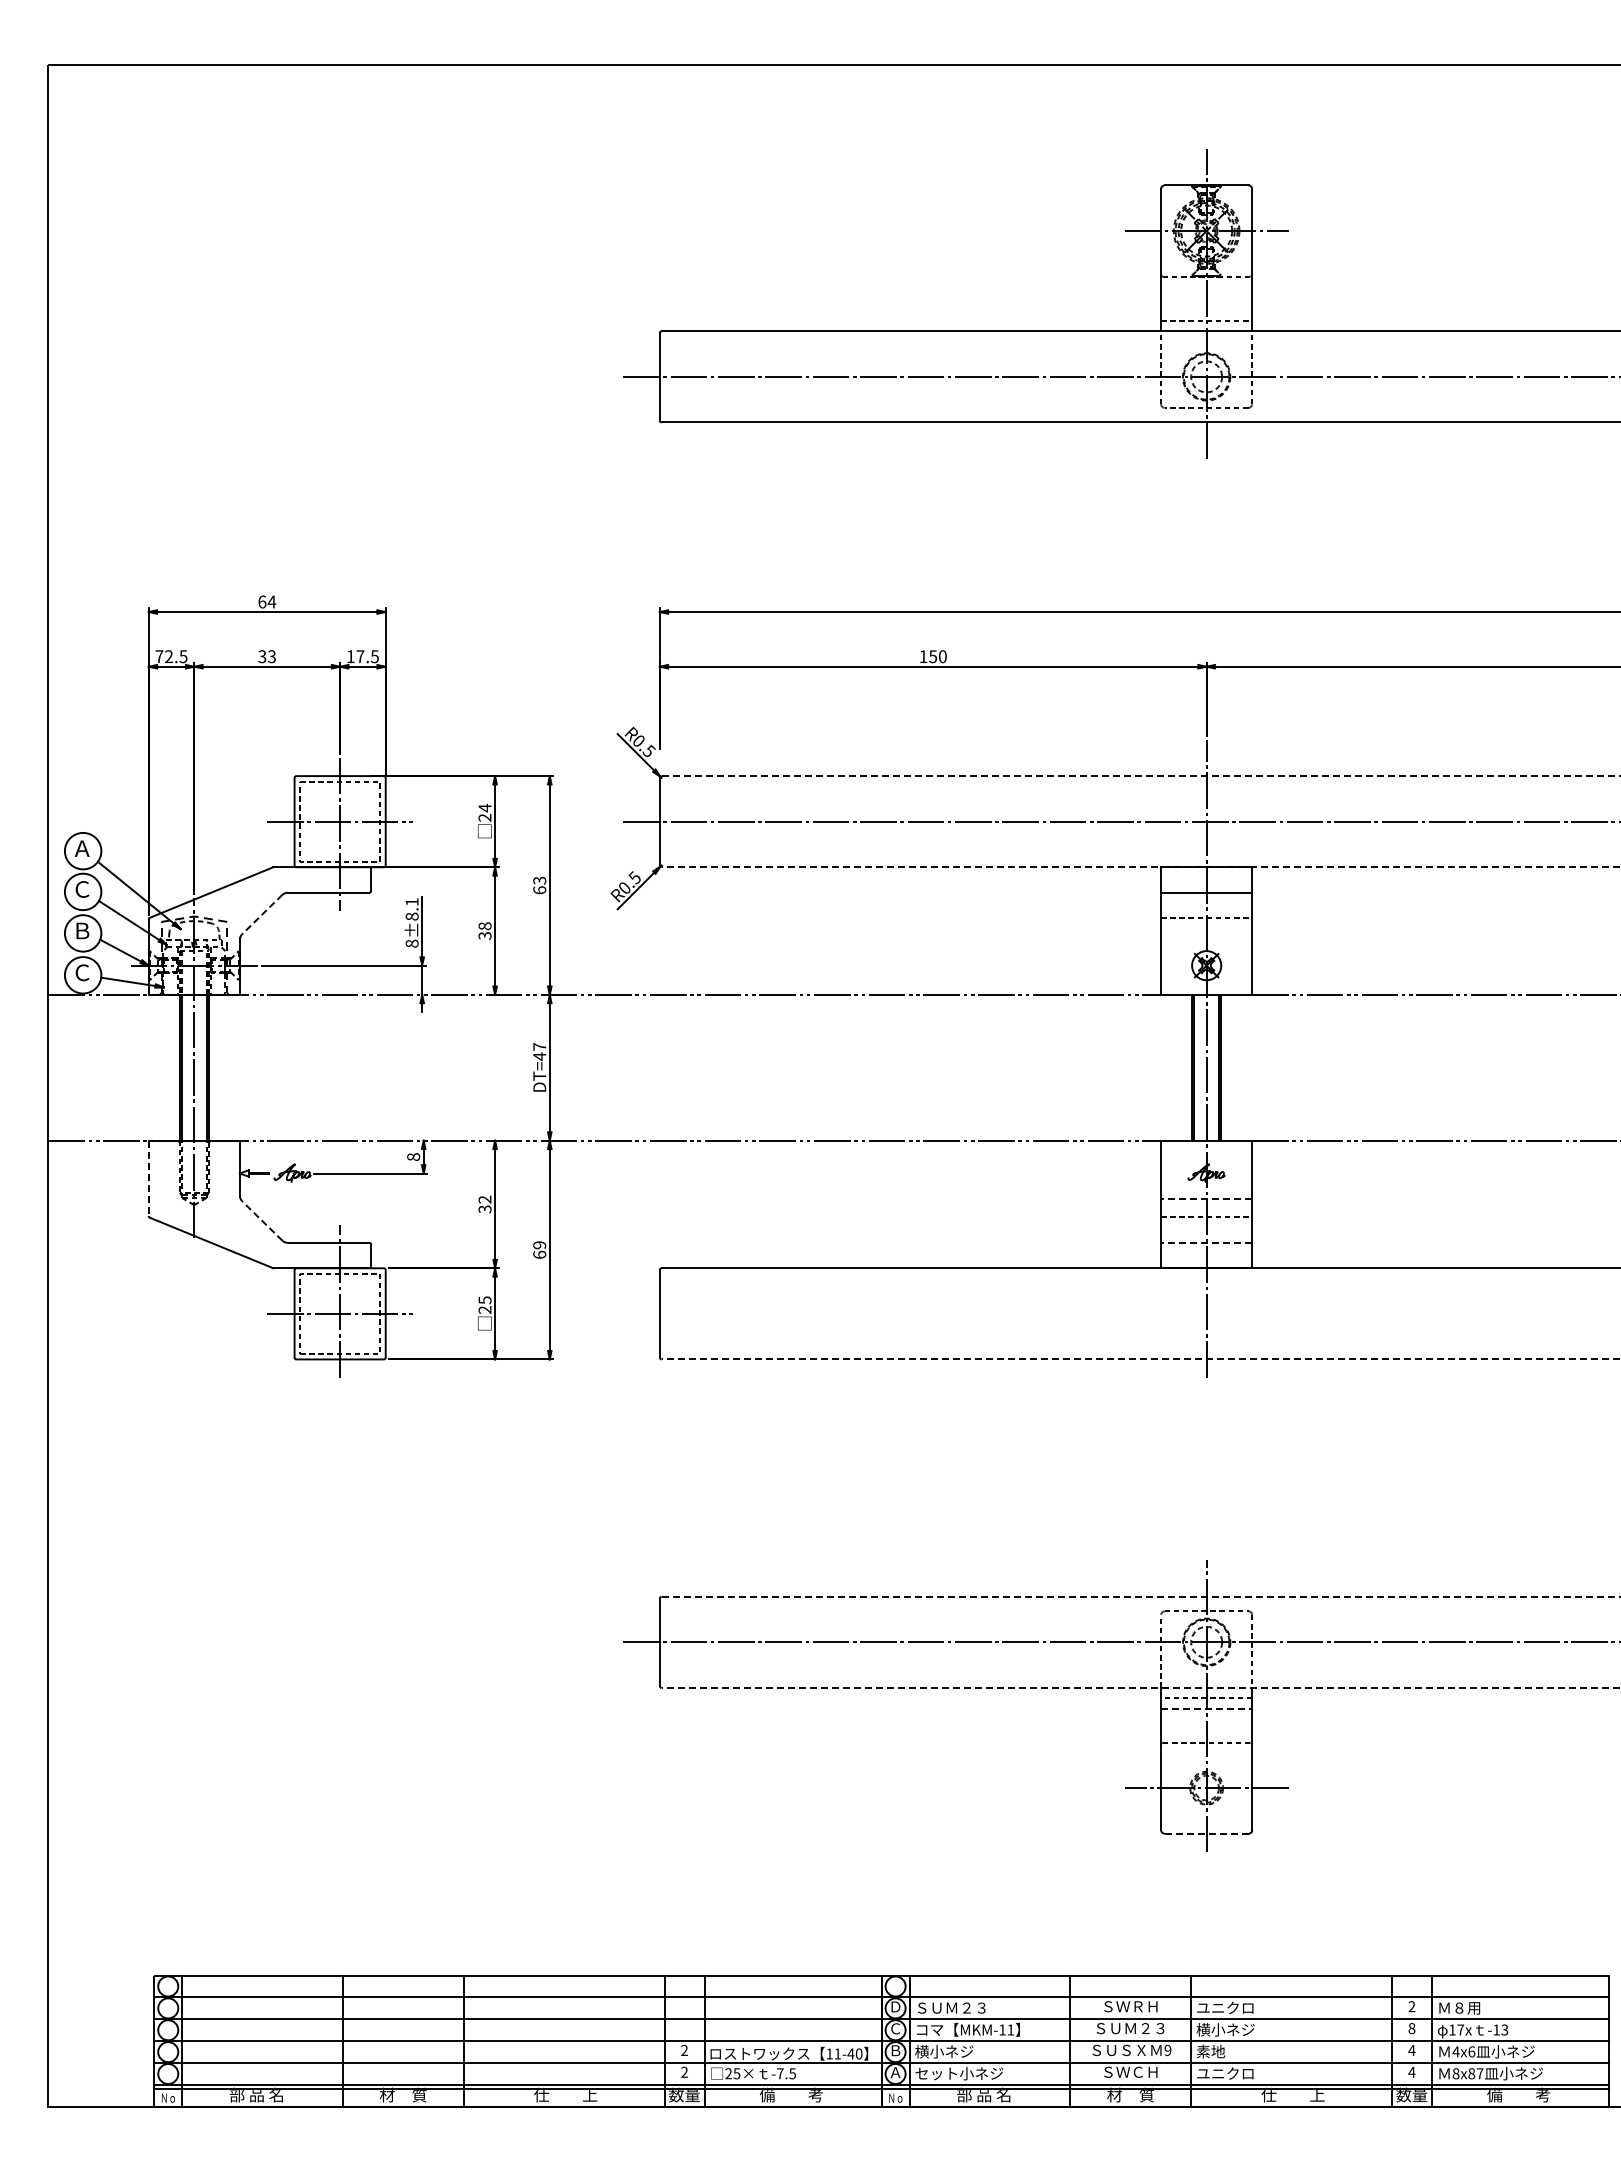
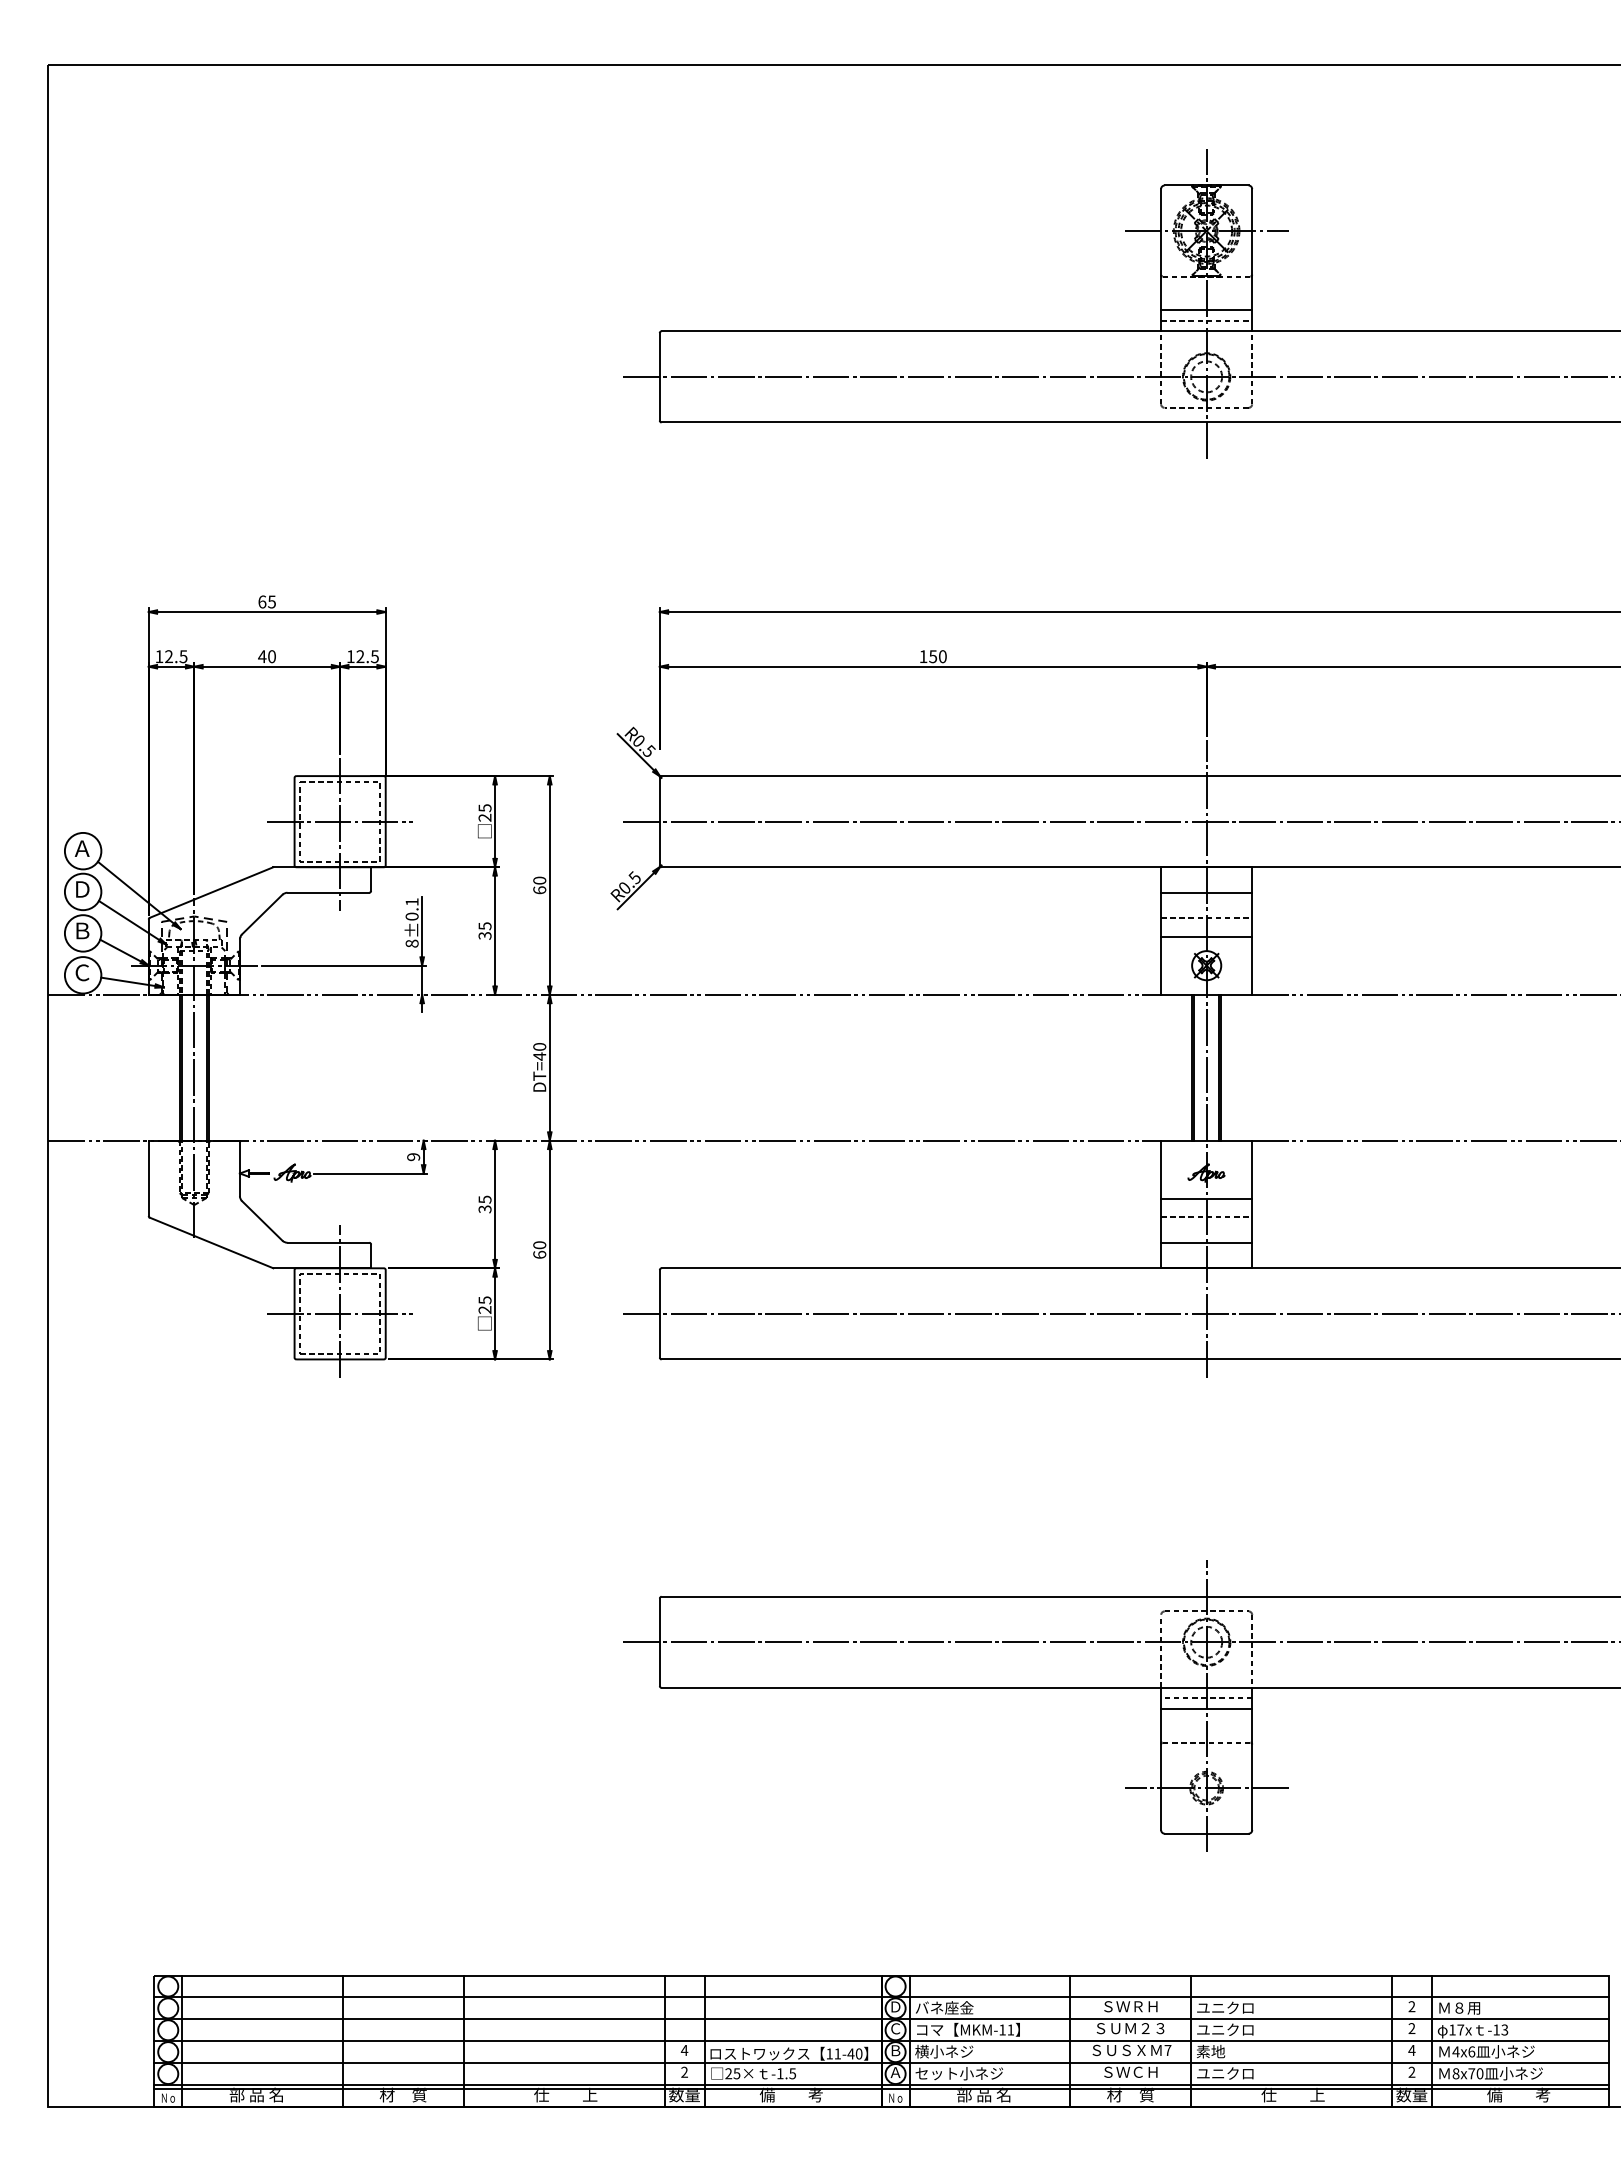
line: none -> present (1206, 310)
text: 64 -> 65 (271, 601)
text: 72.5 -> 12.5 (159, 656)
text: 33 -> 40 (266, 656)
text: 17.5 -> 12.5 (360, 656)
line: dashed -> solid (1141, 776)
text: 24 -> 25 (484, 807)
line: dashed -> solid (1140, 867)
text: 63 -> 60 (539, 880)
text: Ｃ -> Ｄ (82, 889)
line: dashed -> solid (261, 914)
text: 8±8.1 -> 8±0.1 (412, 916)
text: 38 -> 35 (484, 926)
line: none -> present (1206, 936)
text: DT=47 -> DT=40 (539, 1046)
text: 8 -> 9 (413, 1157)
line: dashed -> solid (148, 1178)
text: 32 -> 35 (484, 1199)
line: dashed -> solid (1206, 1199)
line: dashed -> solid (261, 1220)
line: dashed -> solid (1206, 1242)
text: 69 -> 60 (539, 1245)
line: none -> present (1120, 1313)
line: dashed -> solid (1140, 1359)
line: dashed -> solid (1141, 1596)
line: dashed -> solid (1140, 1687)
line: dashed -> solid (1206, 1709)
line: dashed -> solid (1206, 1833)
text: ＳＵＭ２３ -> バネ座金 (950, 2007)
text: 8 -> 2 (1411, 2028)
text: 横小ネジ -> ユニクロ (1225, 2029)
text: 2 -> 4 (684, 2049)
text: 9 -> 7 (1167, 2050)
text: 4 -> 2 (1411, 2071)
text: -7.5 -> -1.5 (780, 2073)
text: 8x87 -> 8x70 (1475, 2073)
